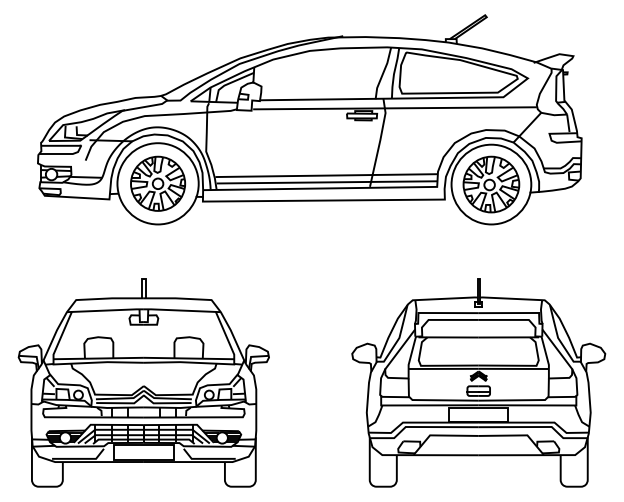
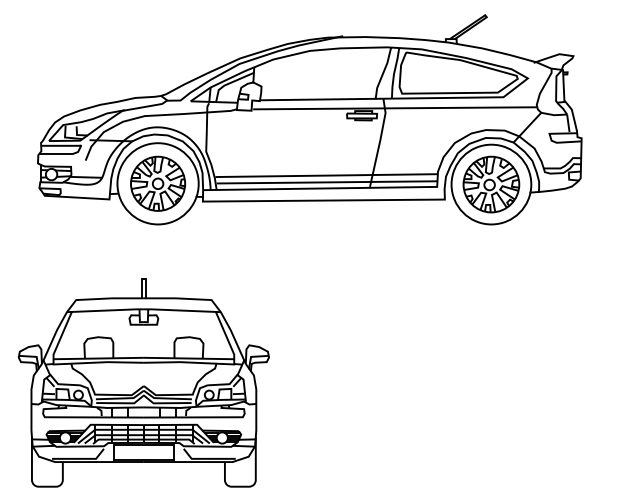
part: present -> none (478, 382)
